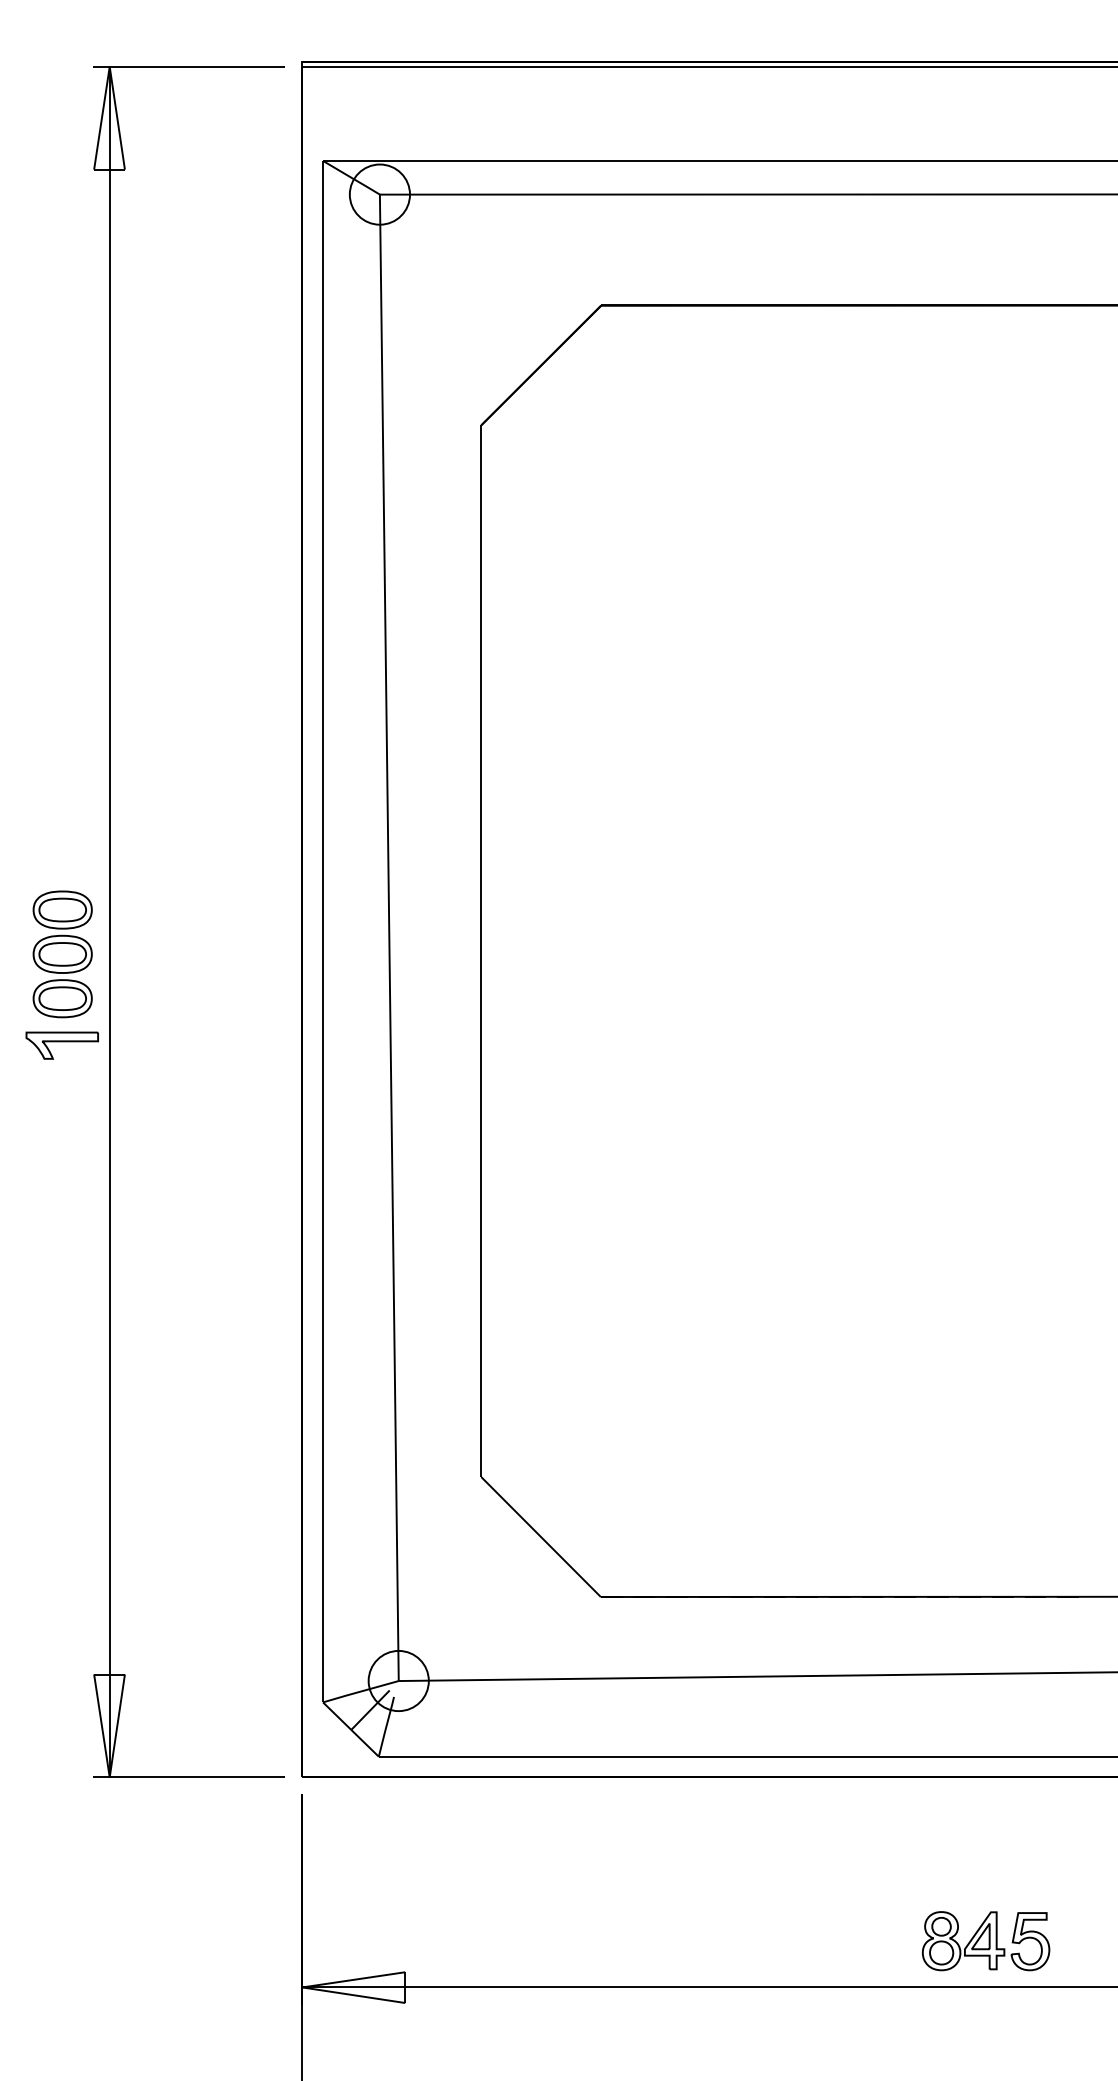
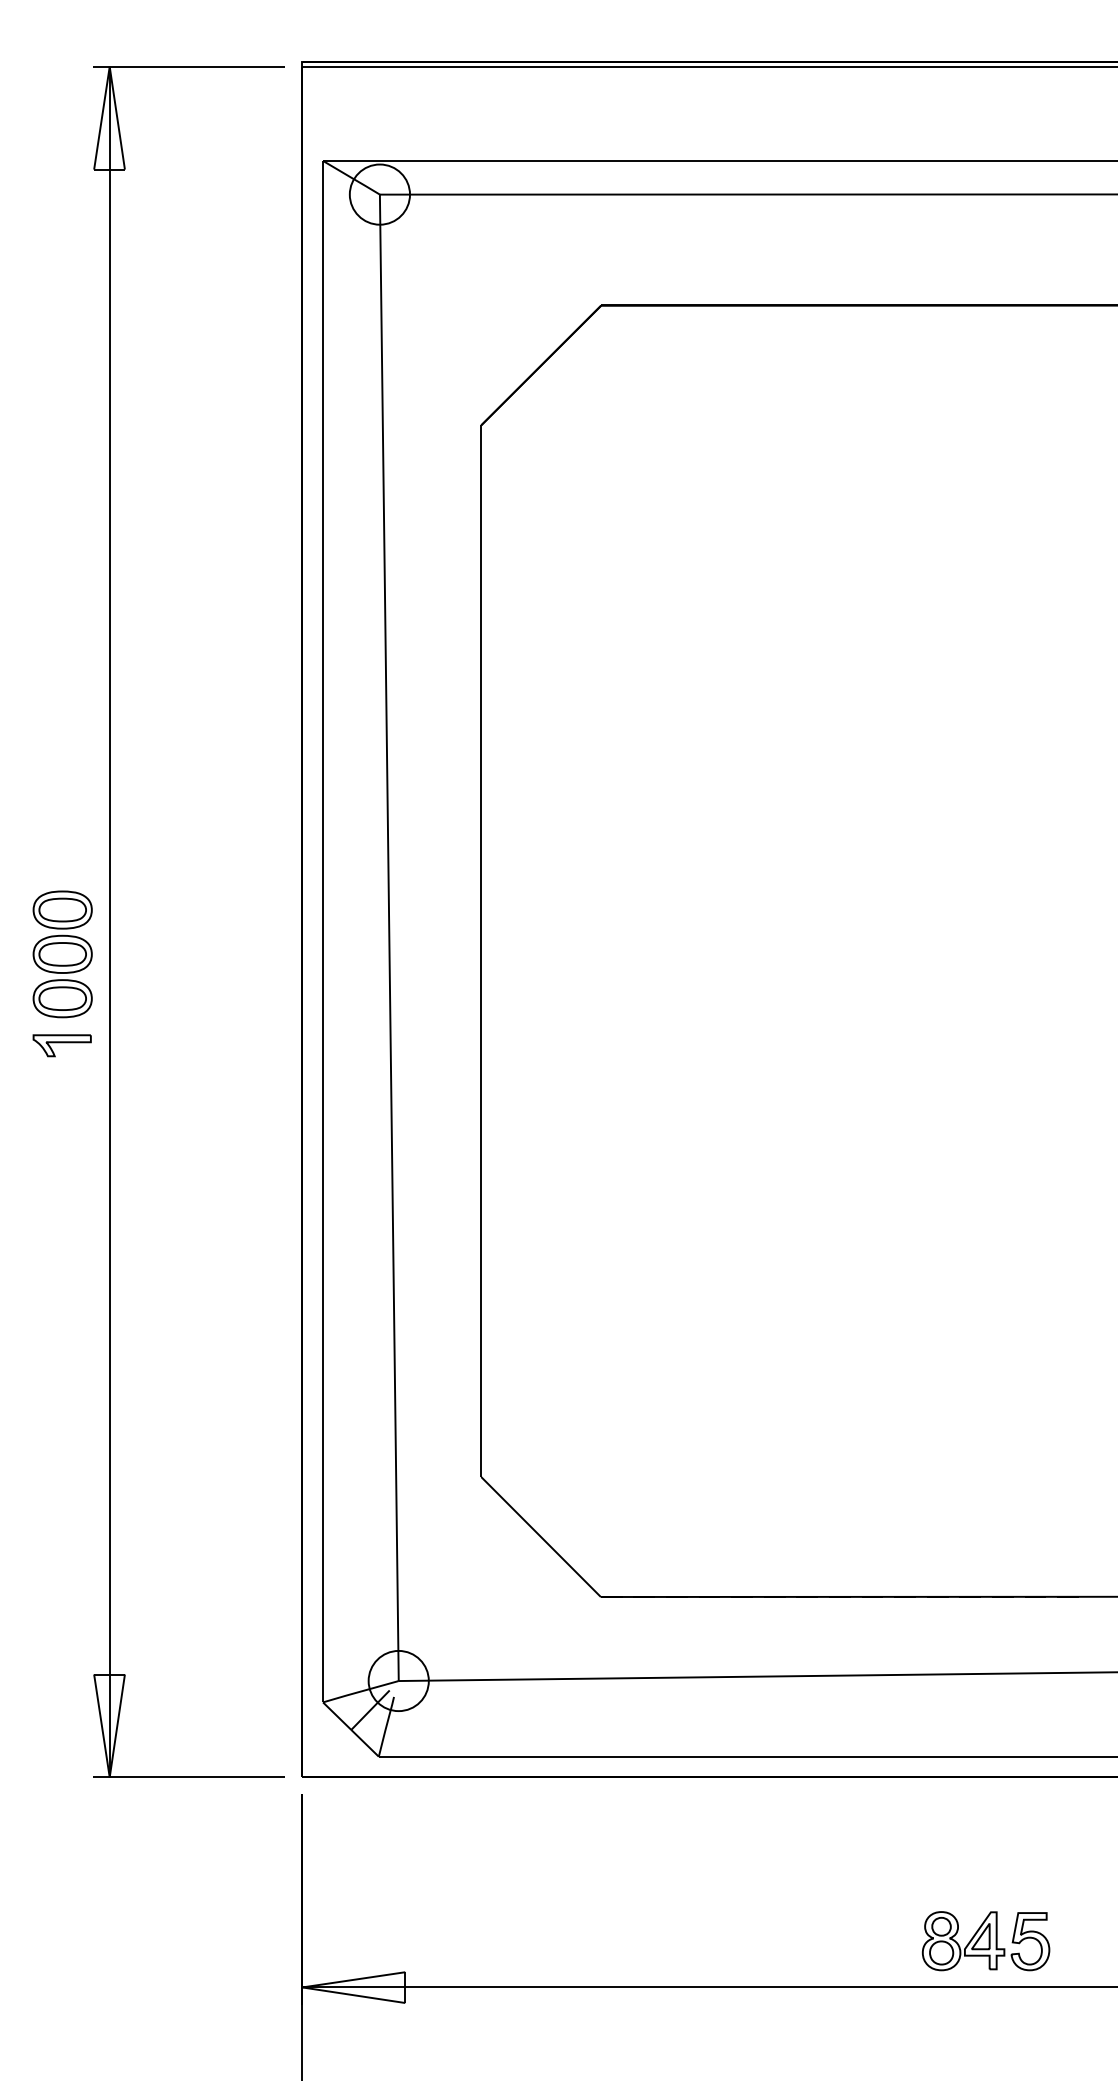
part size: 74x29 px -> 60x24 px (61, 1045)
